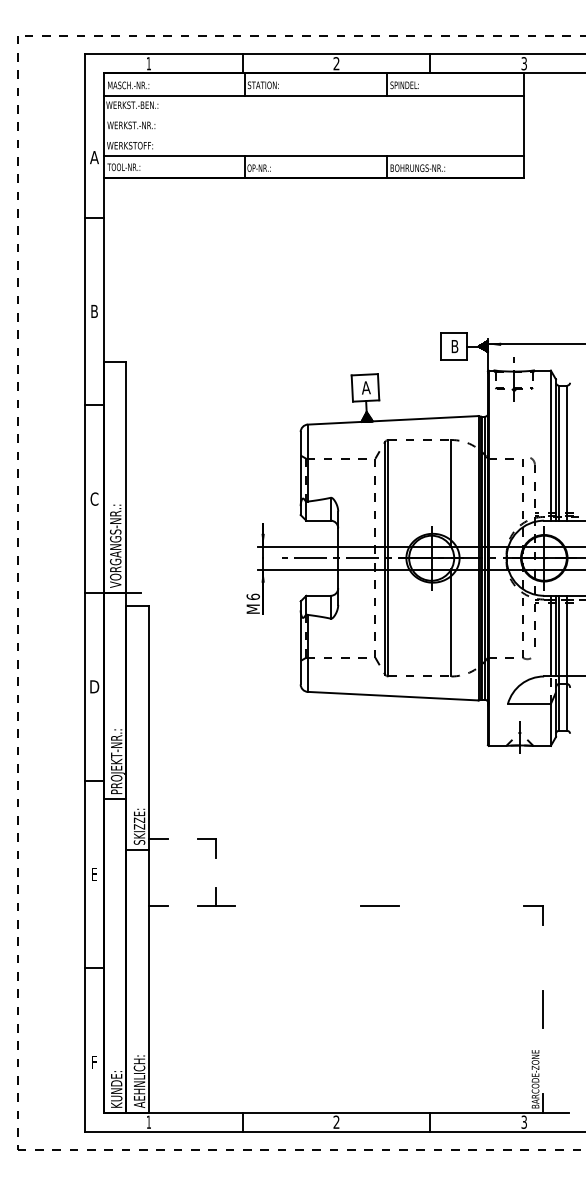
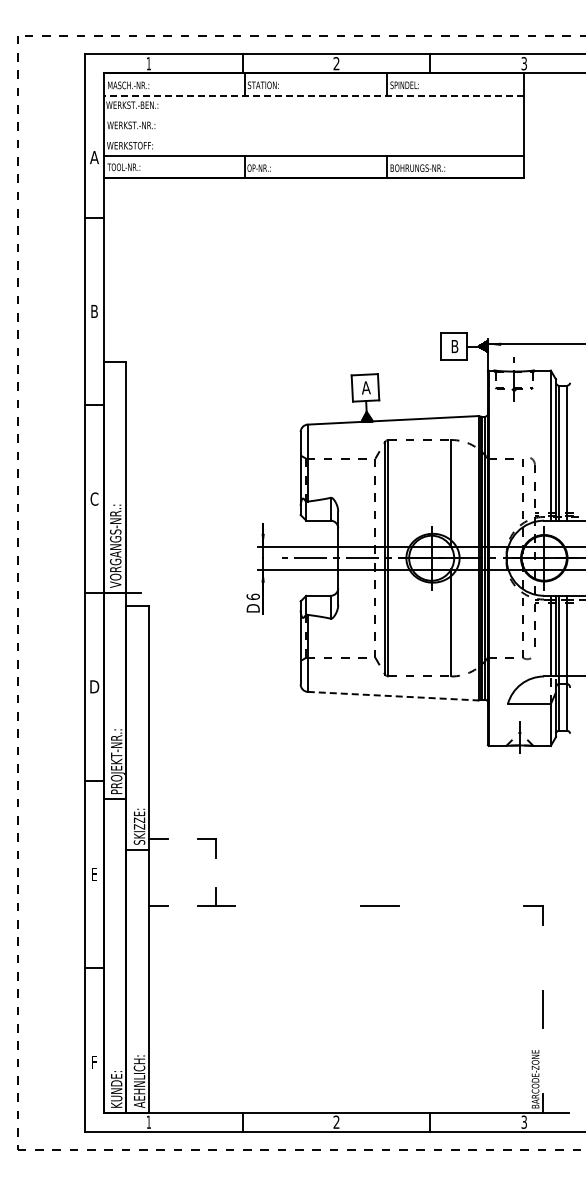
line: solid -> dashed (313, 95)
text: M -> D (252, 608)
line: solid -> dashed (393, 696)
